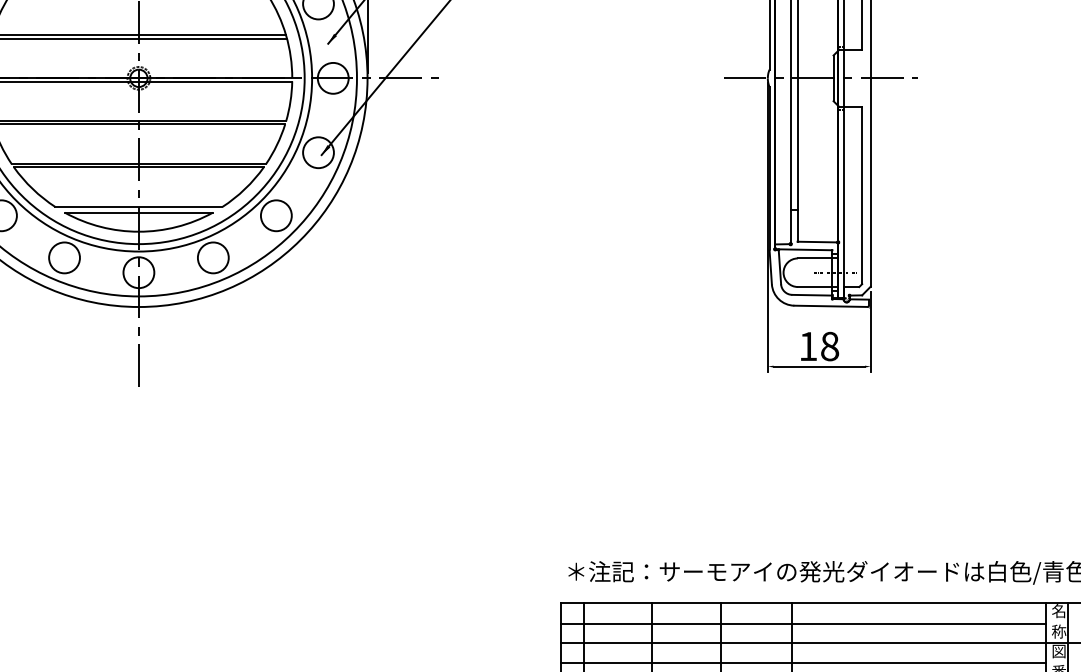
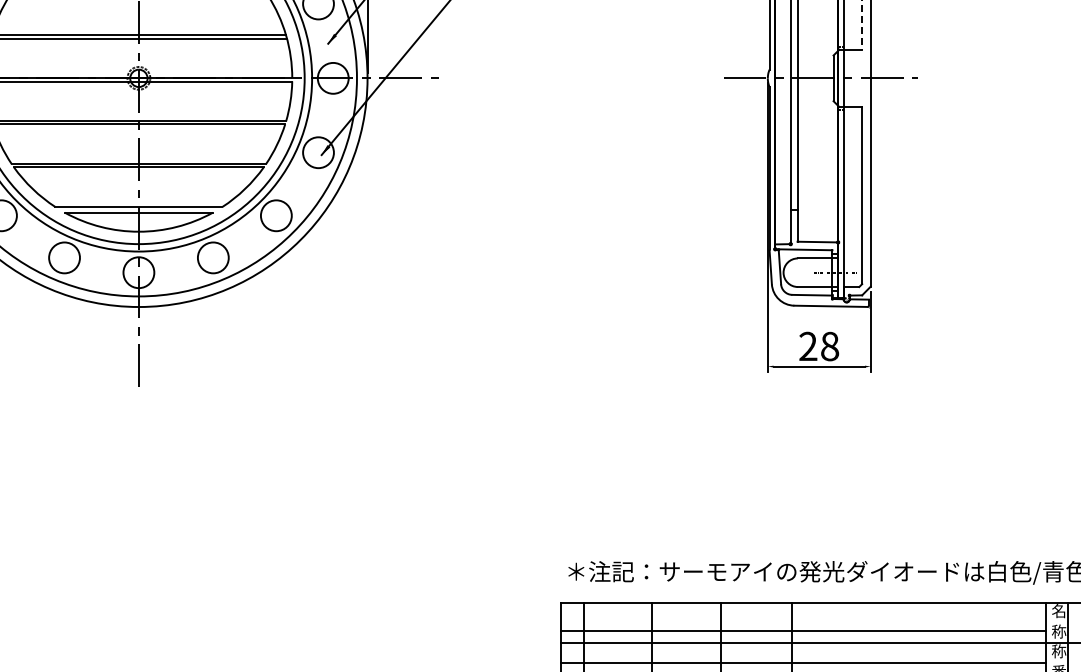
line: solid -> dashed (862, 24)
text: 18 -> 28 (808, 345)
line position: (802, 623) -> (802, 630) (802, 630)
text: 図 -> 称 (1059, 651)
